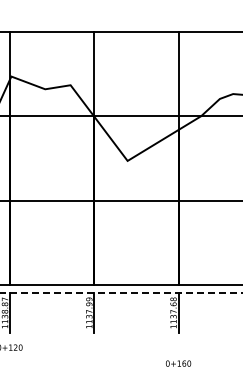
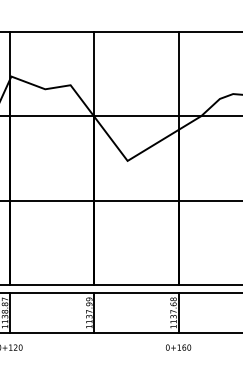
line: dashed -> solid (121, 293)
line: none -> present (120, 332)
text position: (178, 363) -> (178, 347) (178, 347)
